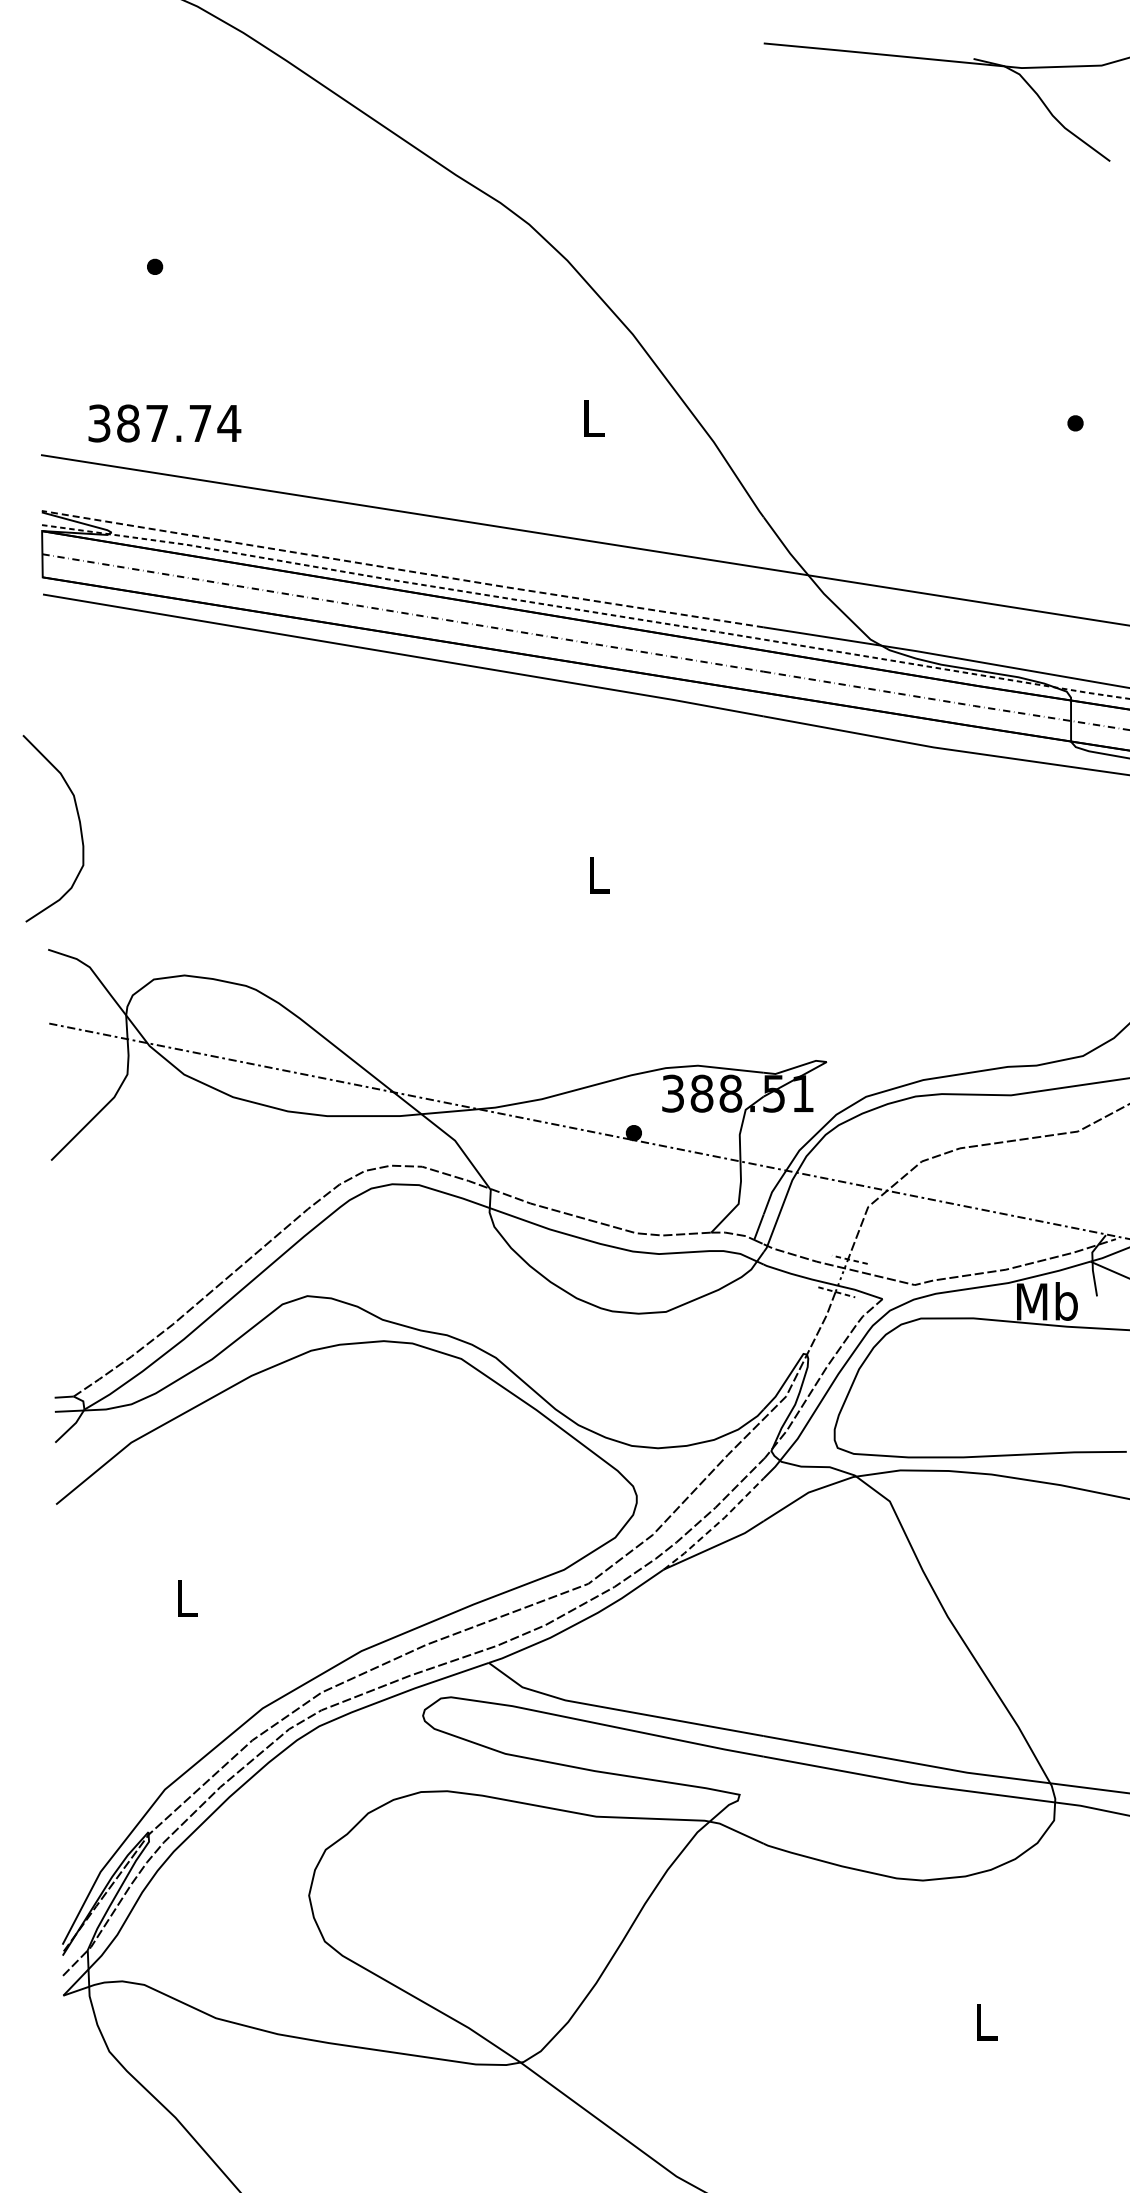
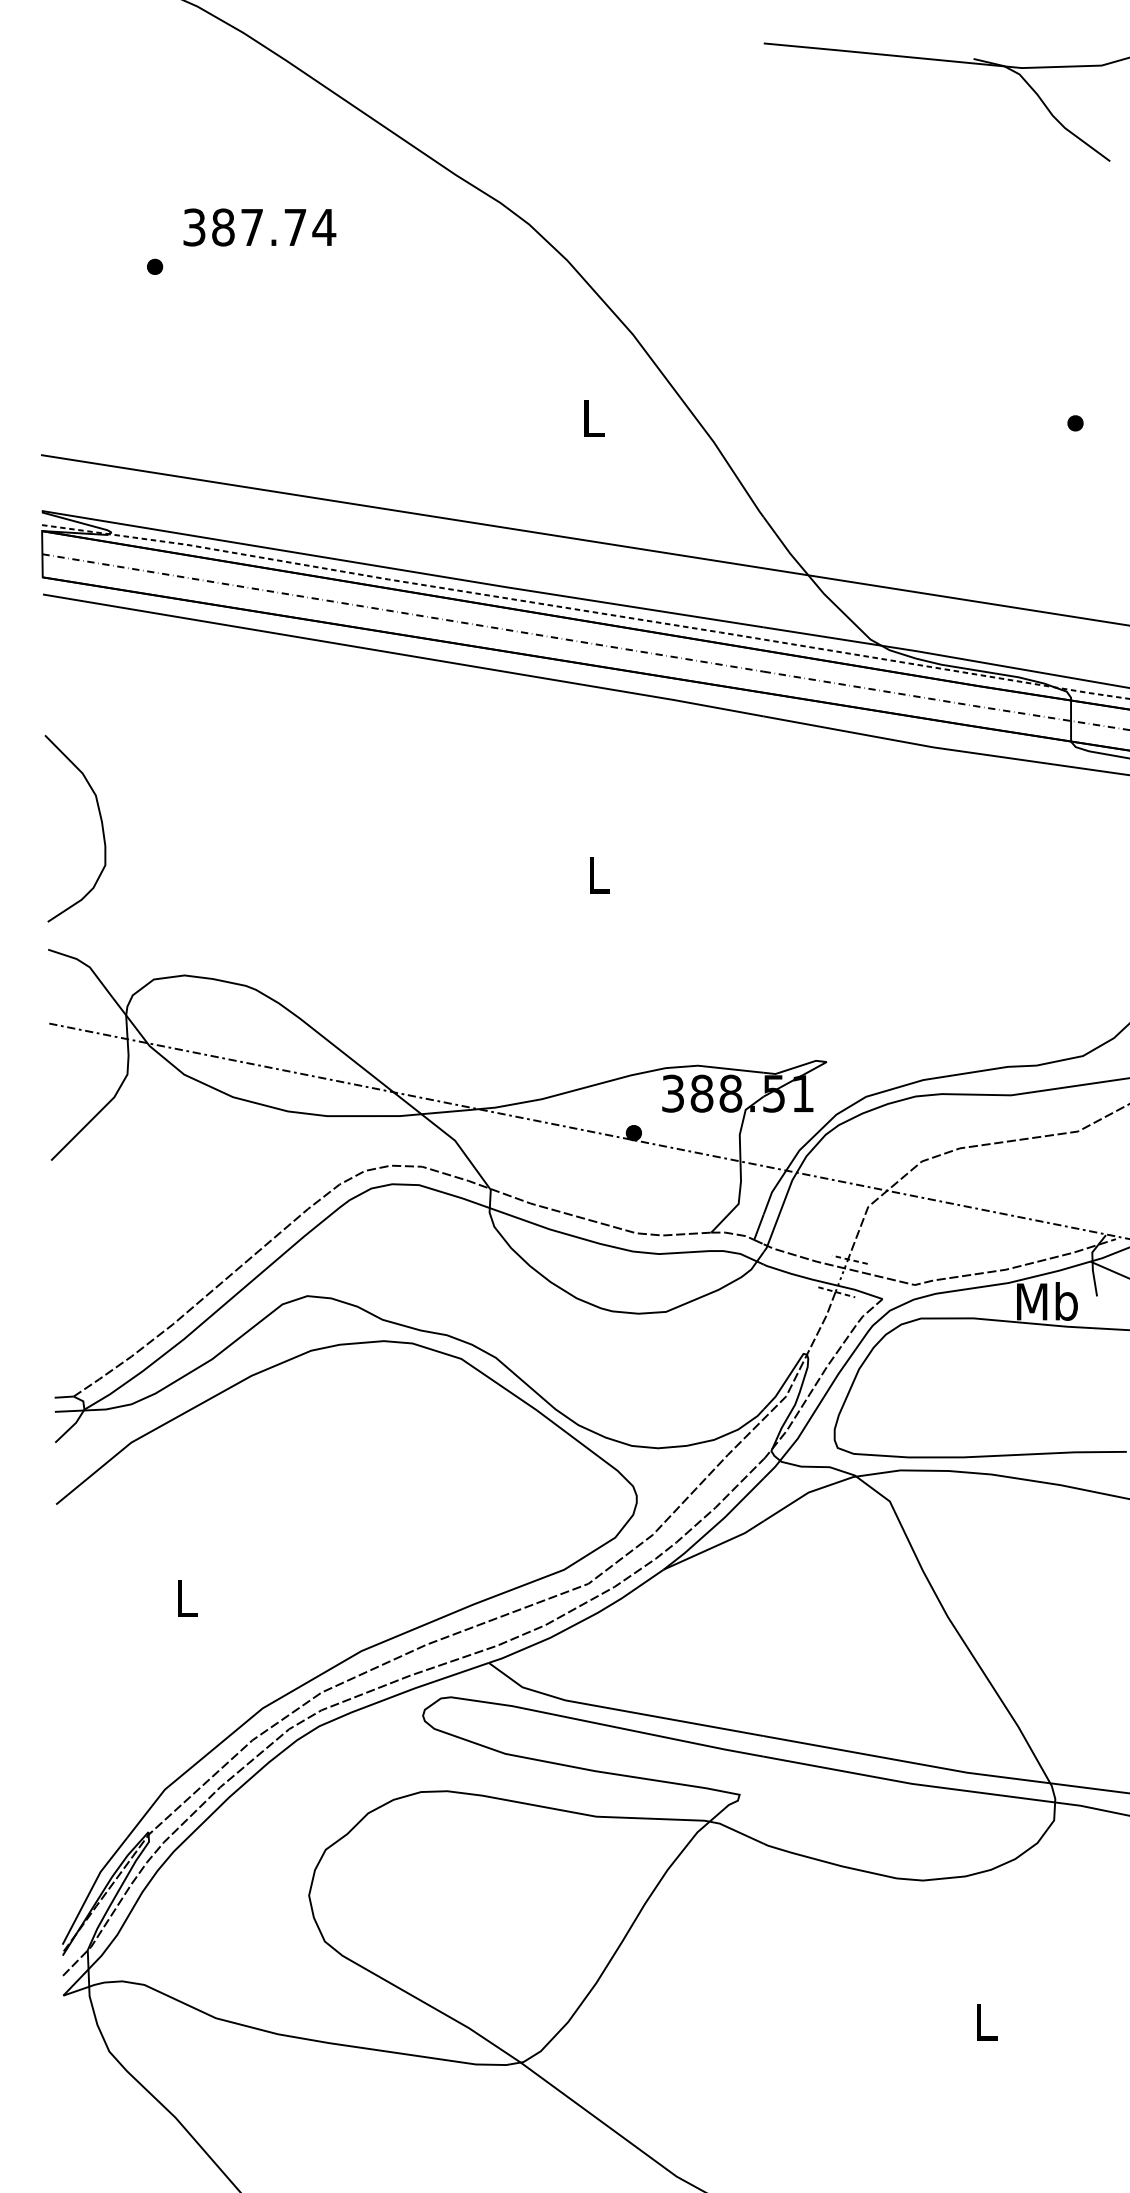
text position: (164, 423) -> (259, 227) (259, 227)
line: dashed -> solid (402, 570)
curve position: (79, 827) -> (101, 827) (101, 827)
line: dashed -> solid (715, 1525)
